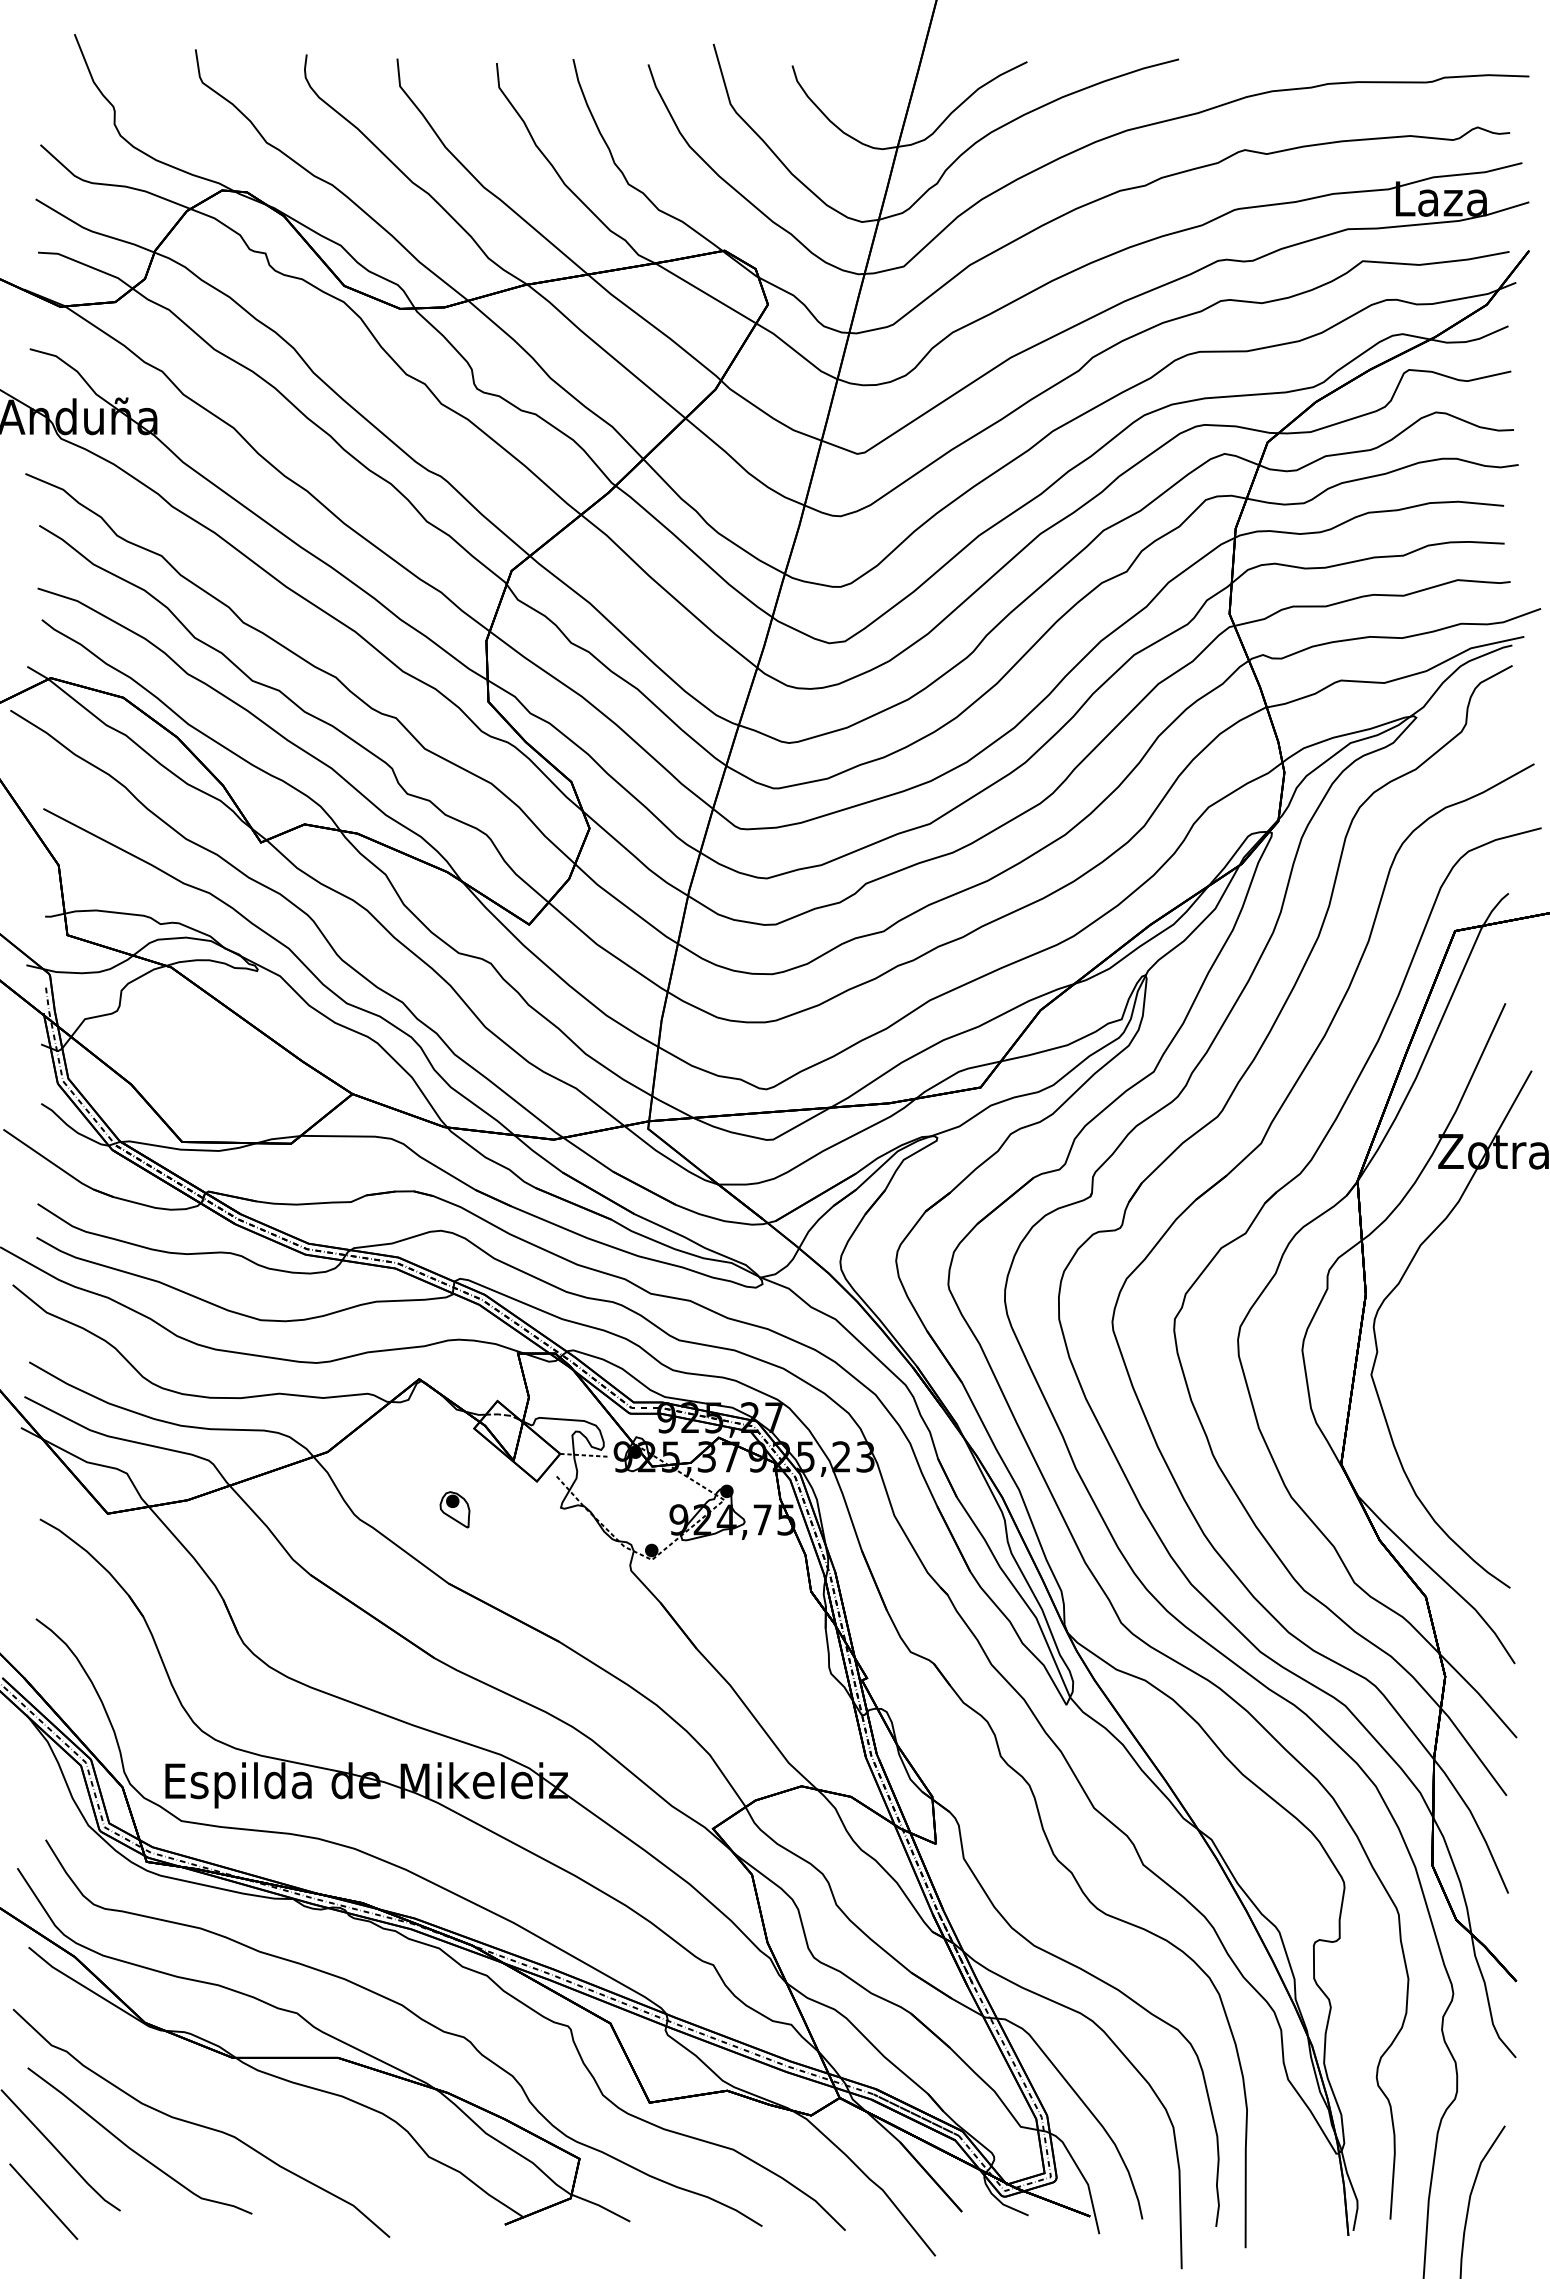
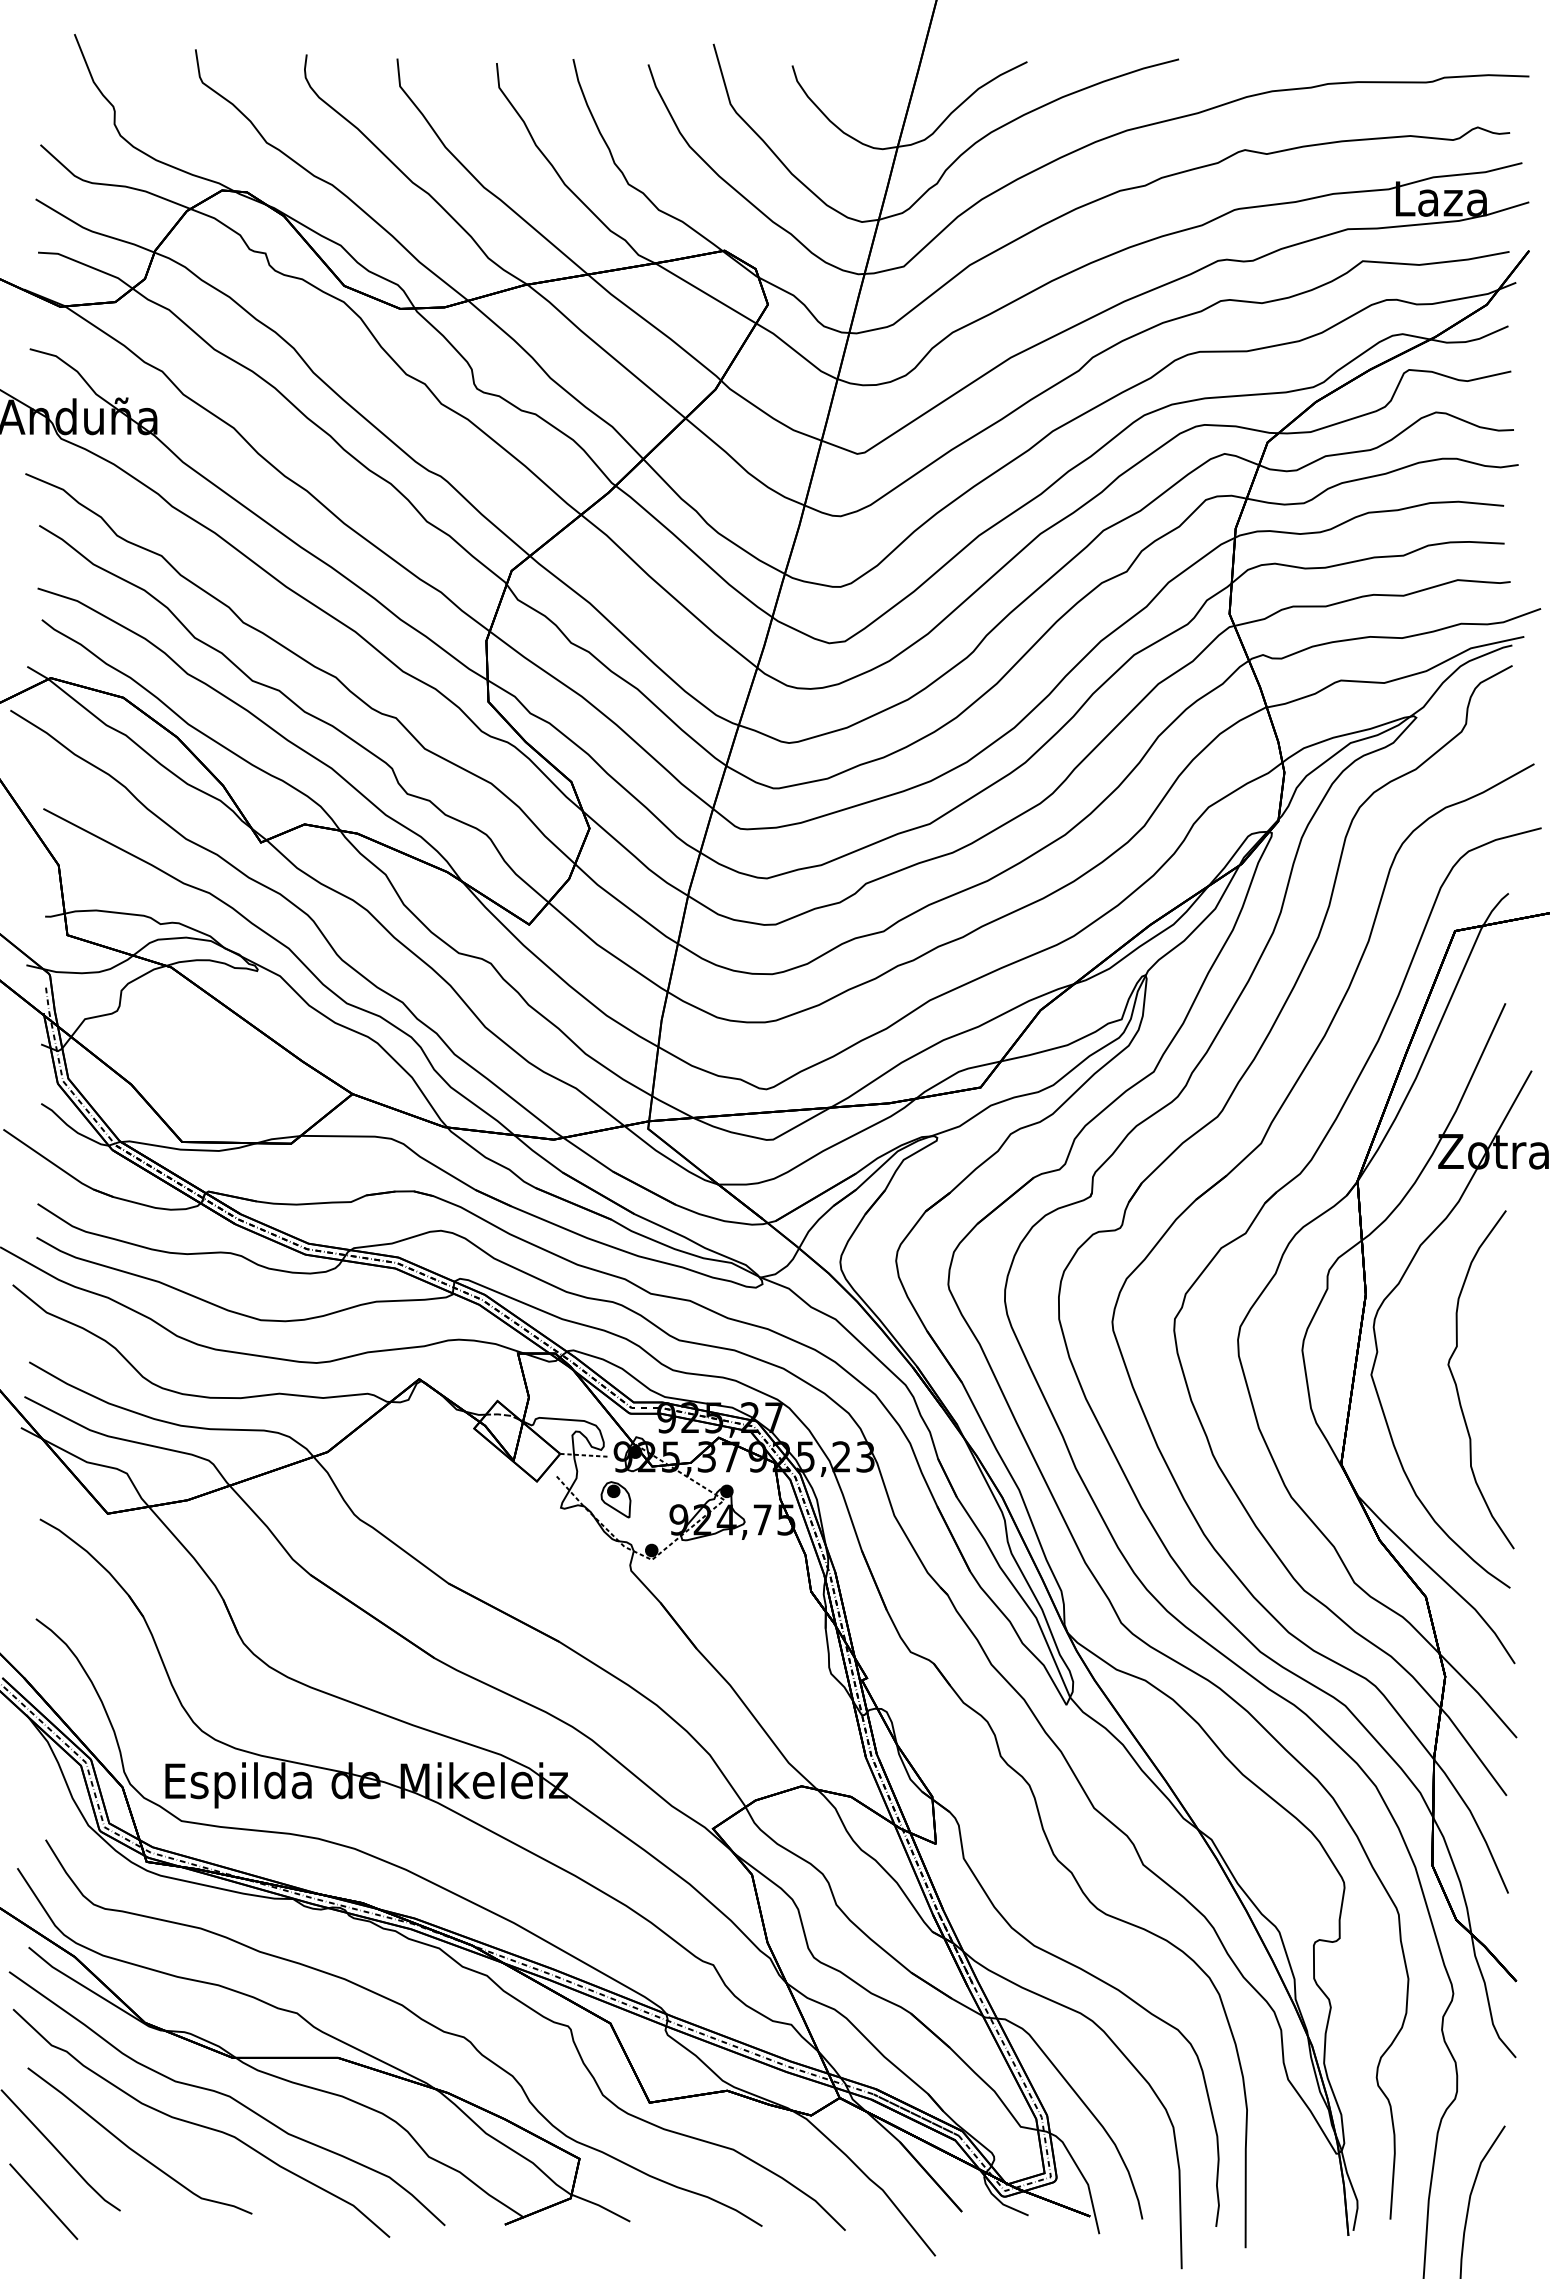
curve: none -> present (1457, 1386)
part position: (454, 1509) -> (615, 1499) (615, 1499)
curve: none -> present (226, 2096)
